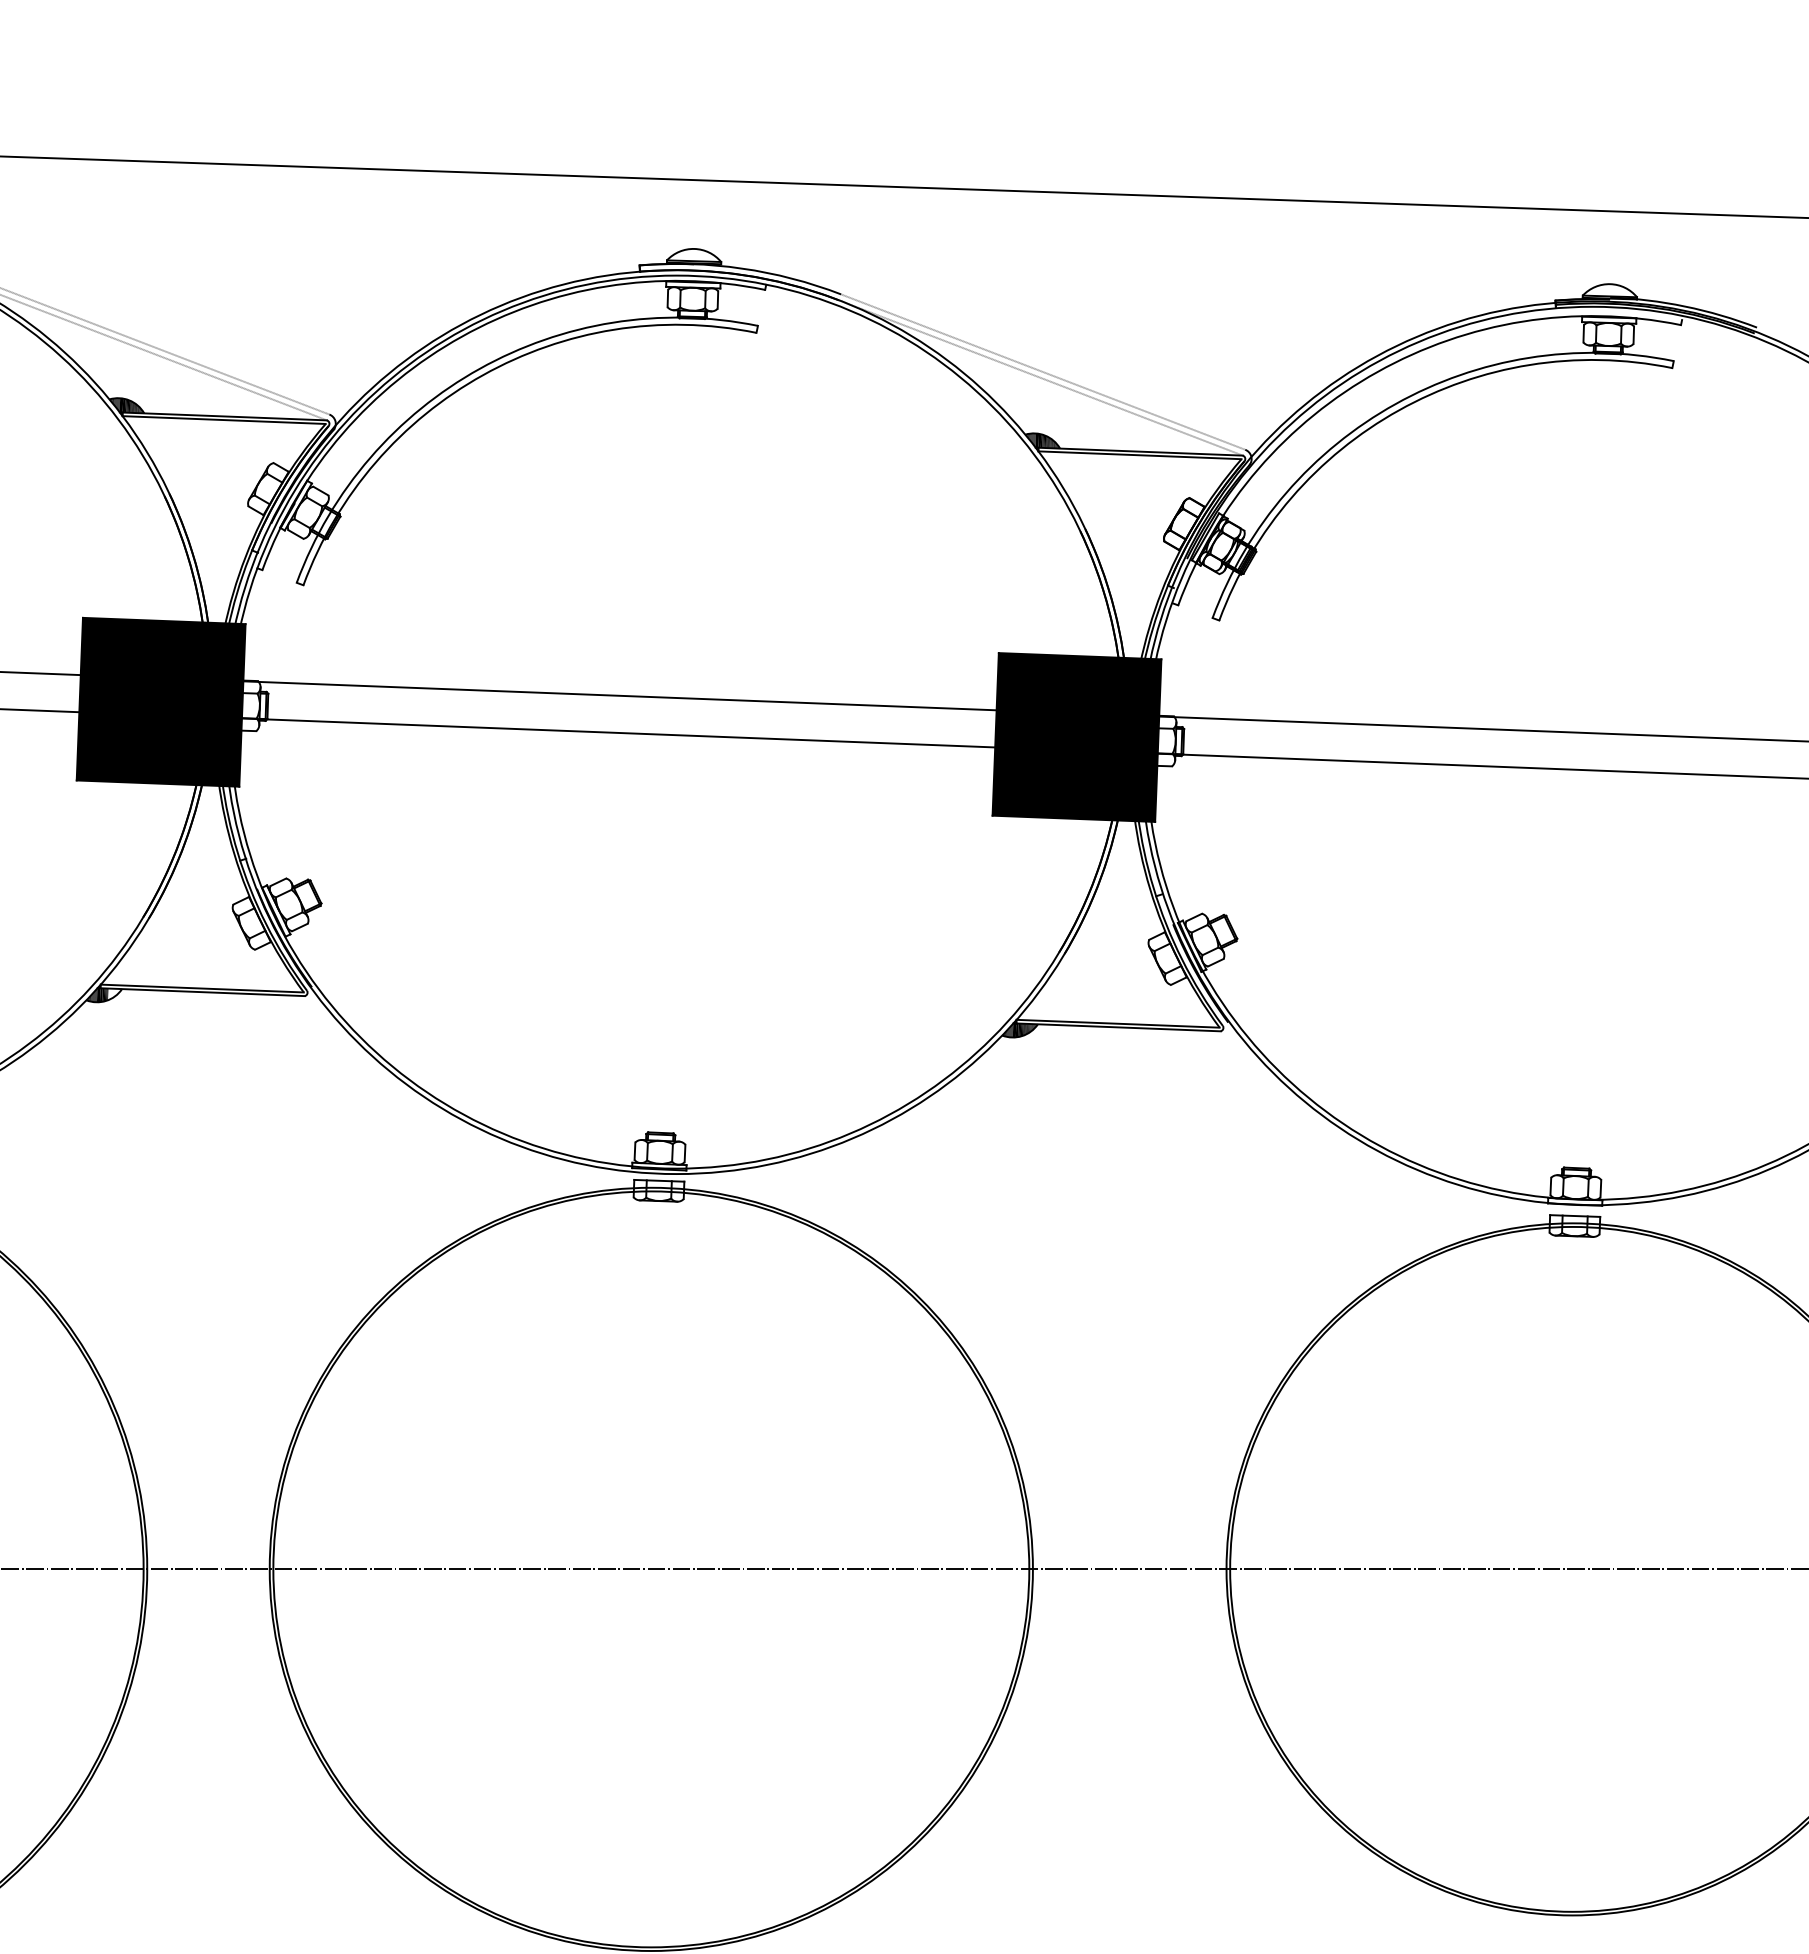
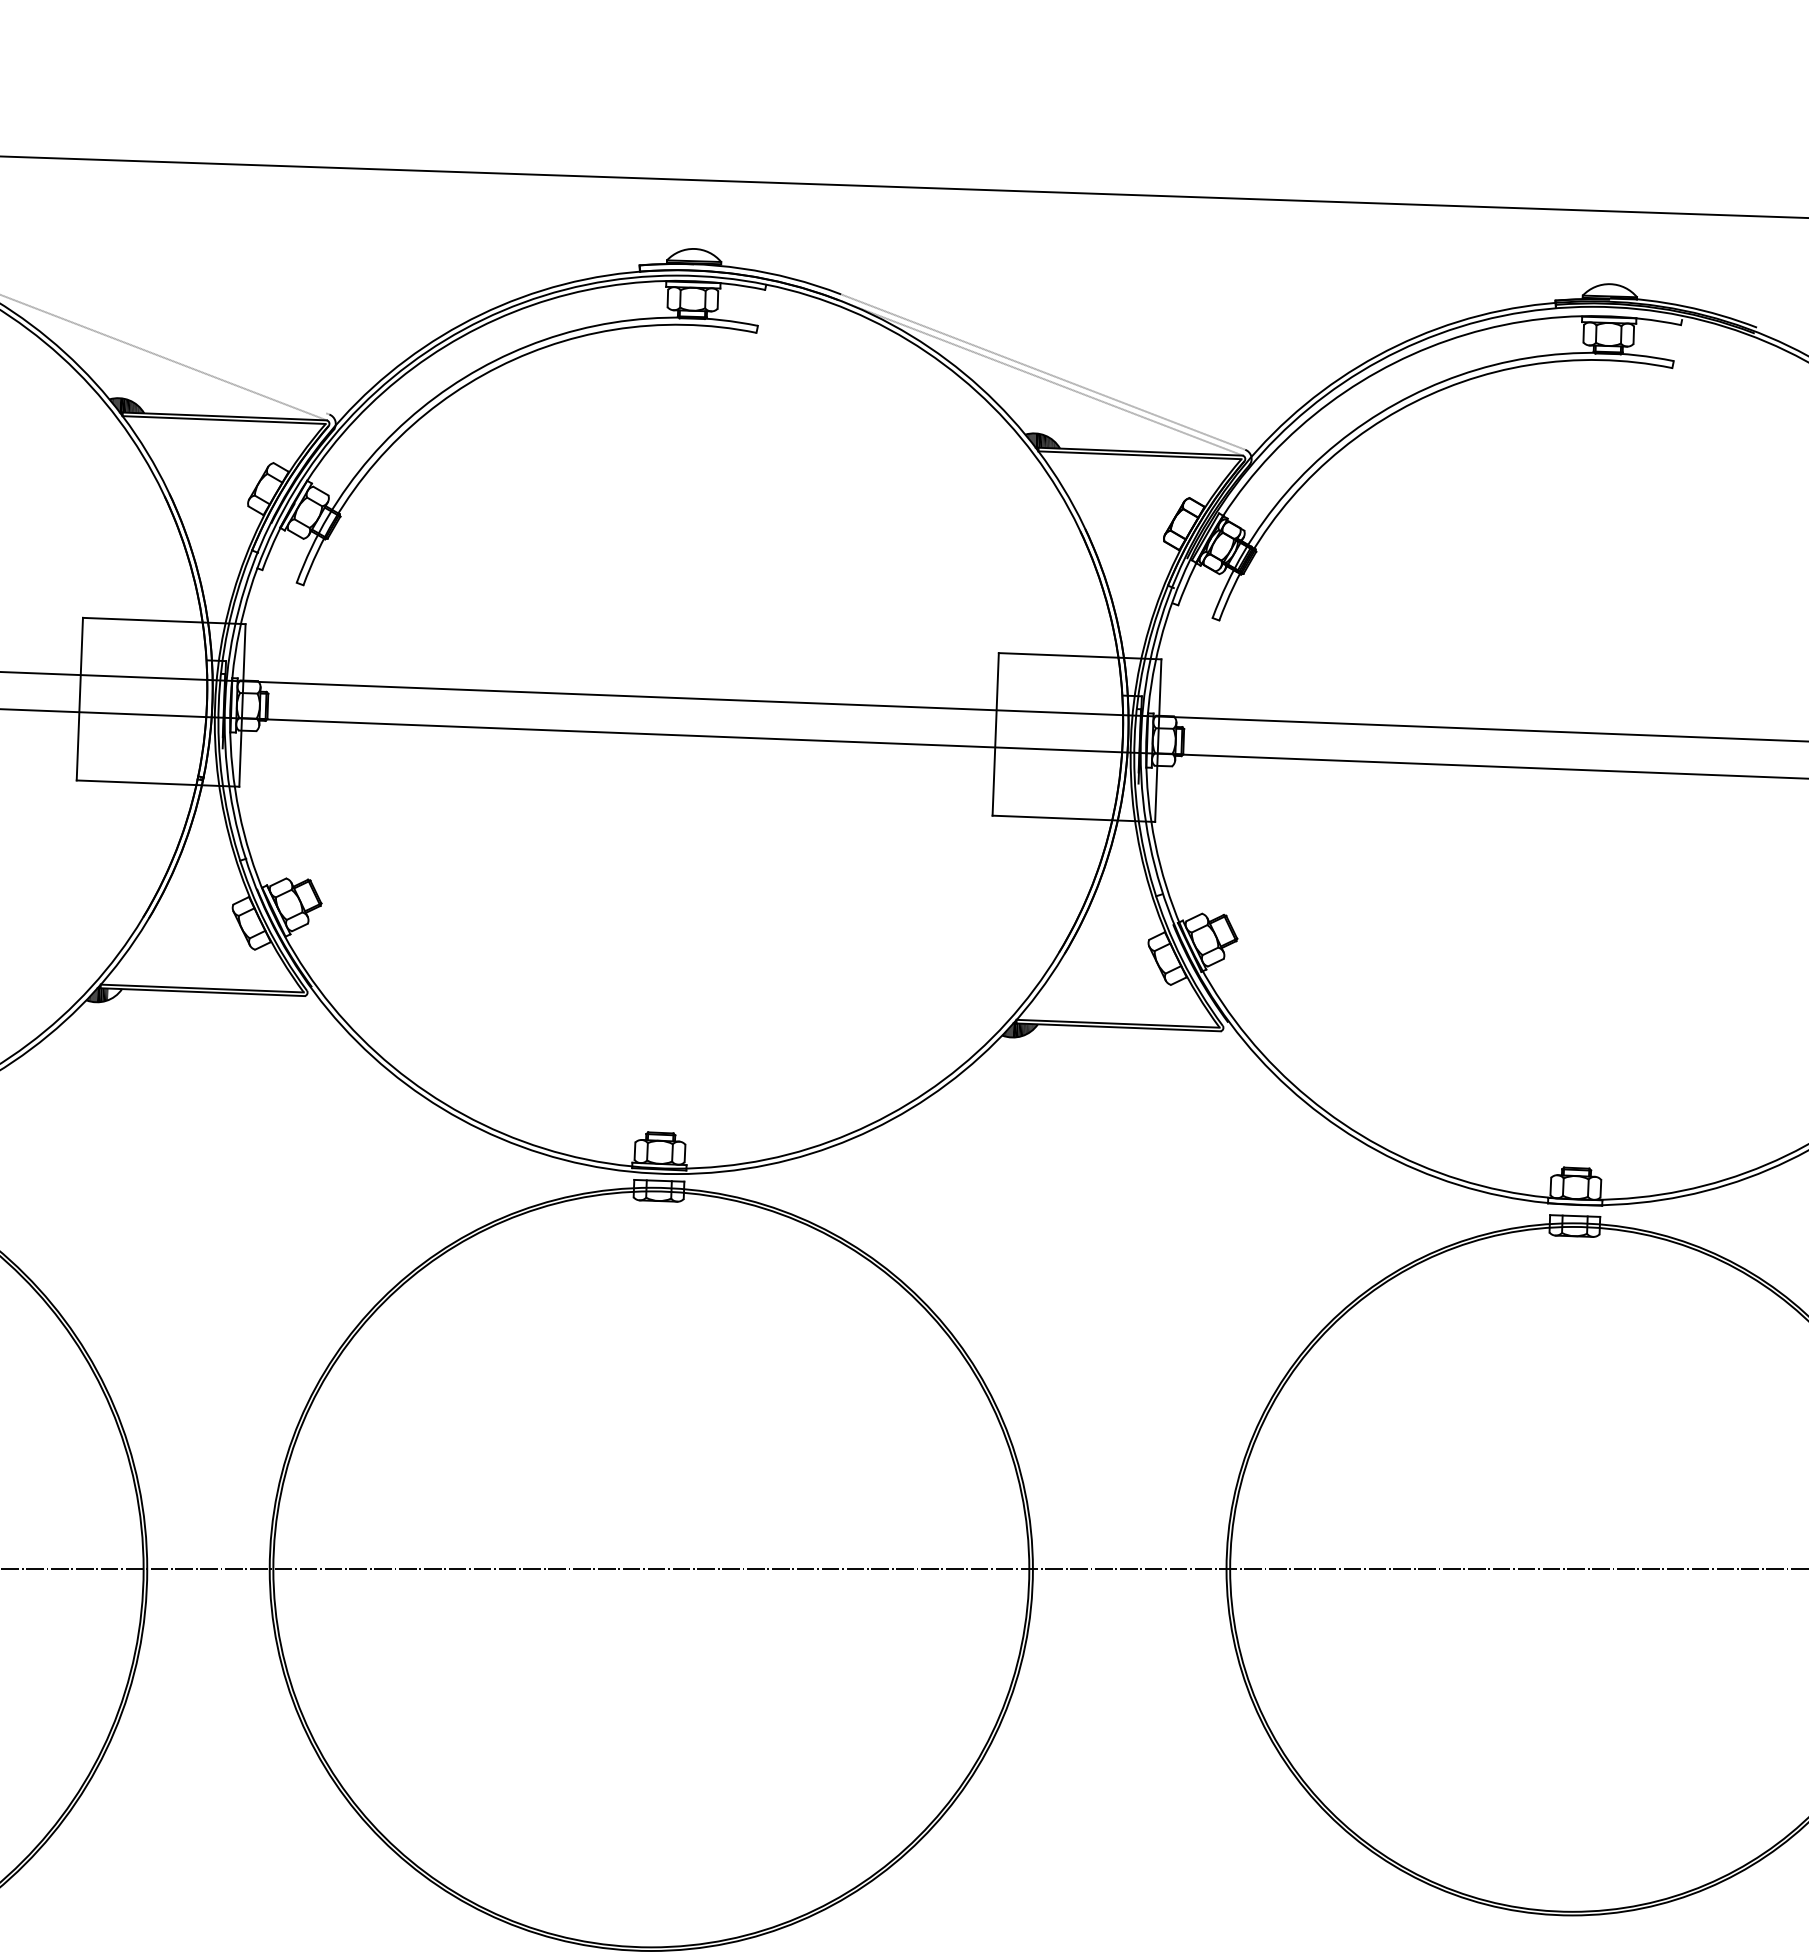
line: present -> none (164, 350)
fill: present -> none (160, 701)
fill: present -> none (1076, 737)
